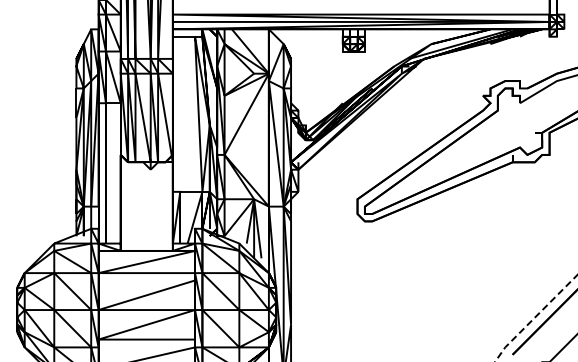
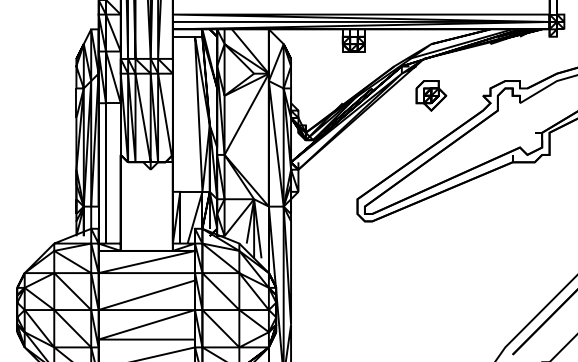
part: none -> present (431, 95)
line: dashed -> solid (535, 316)
